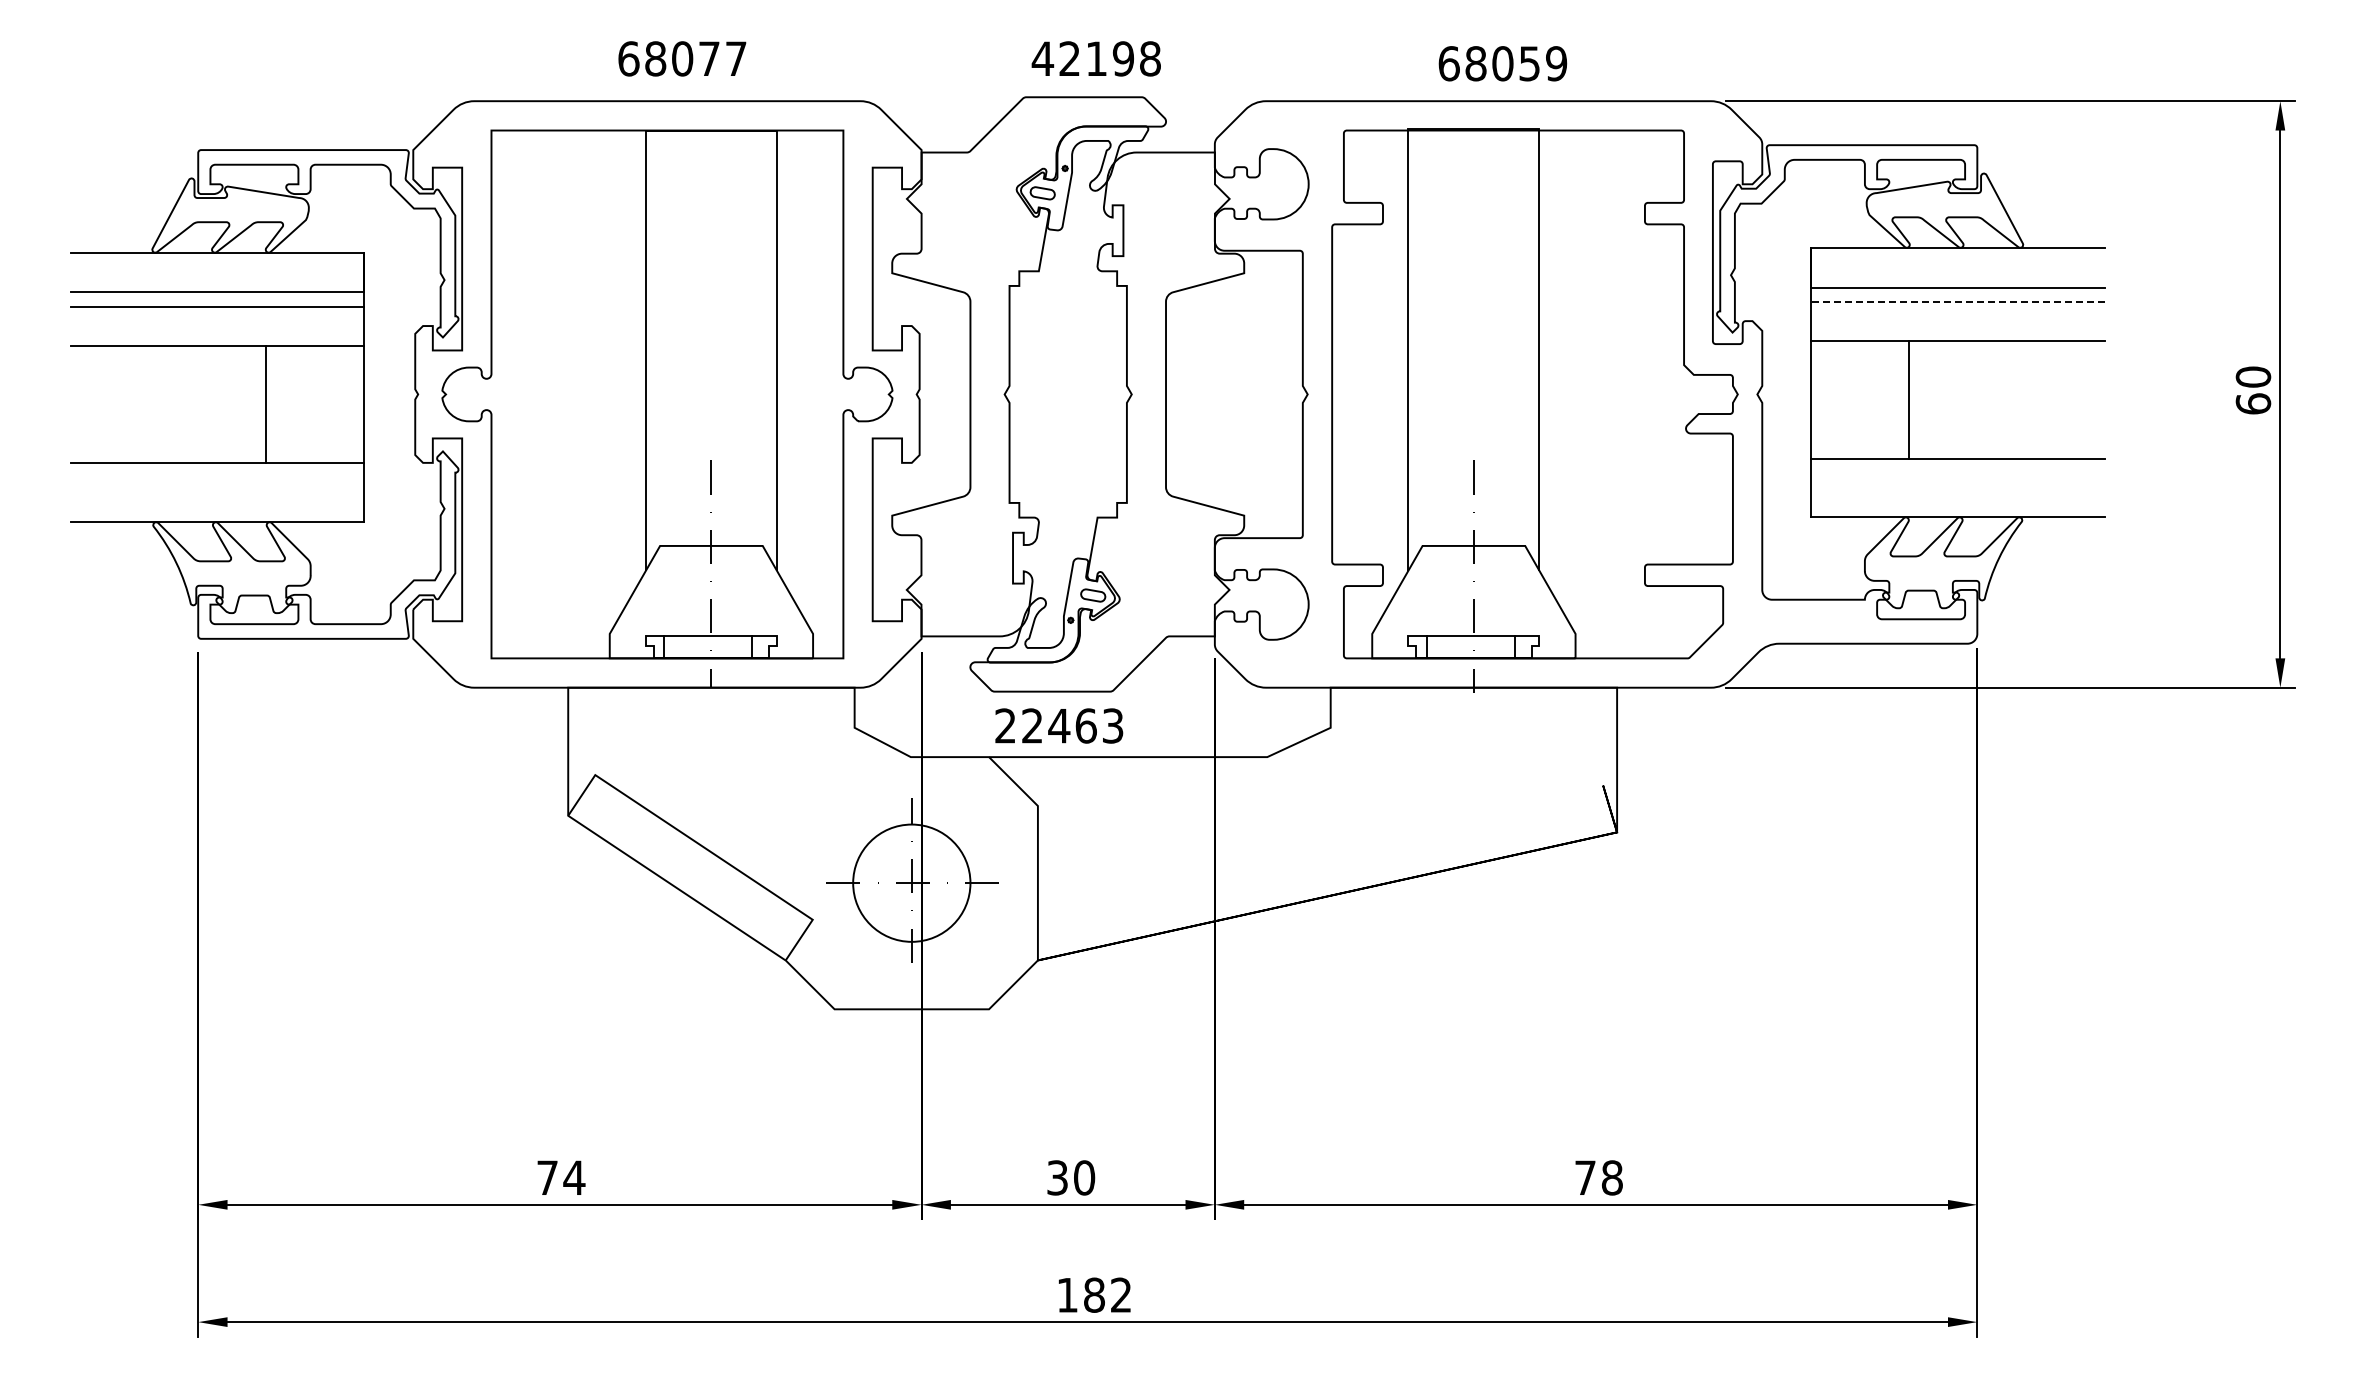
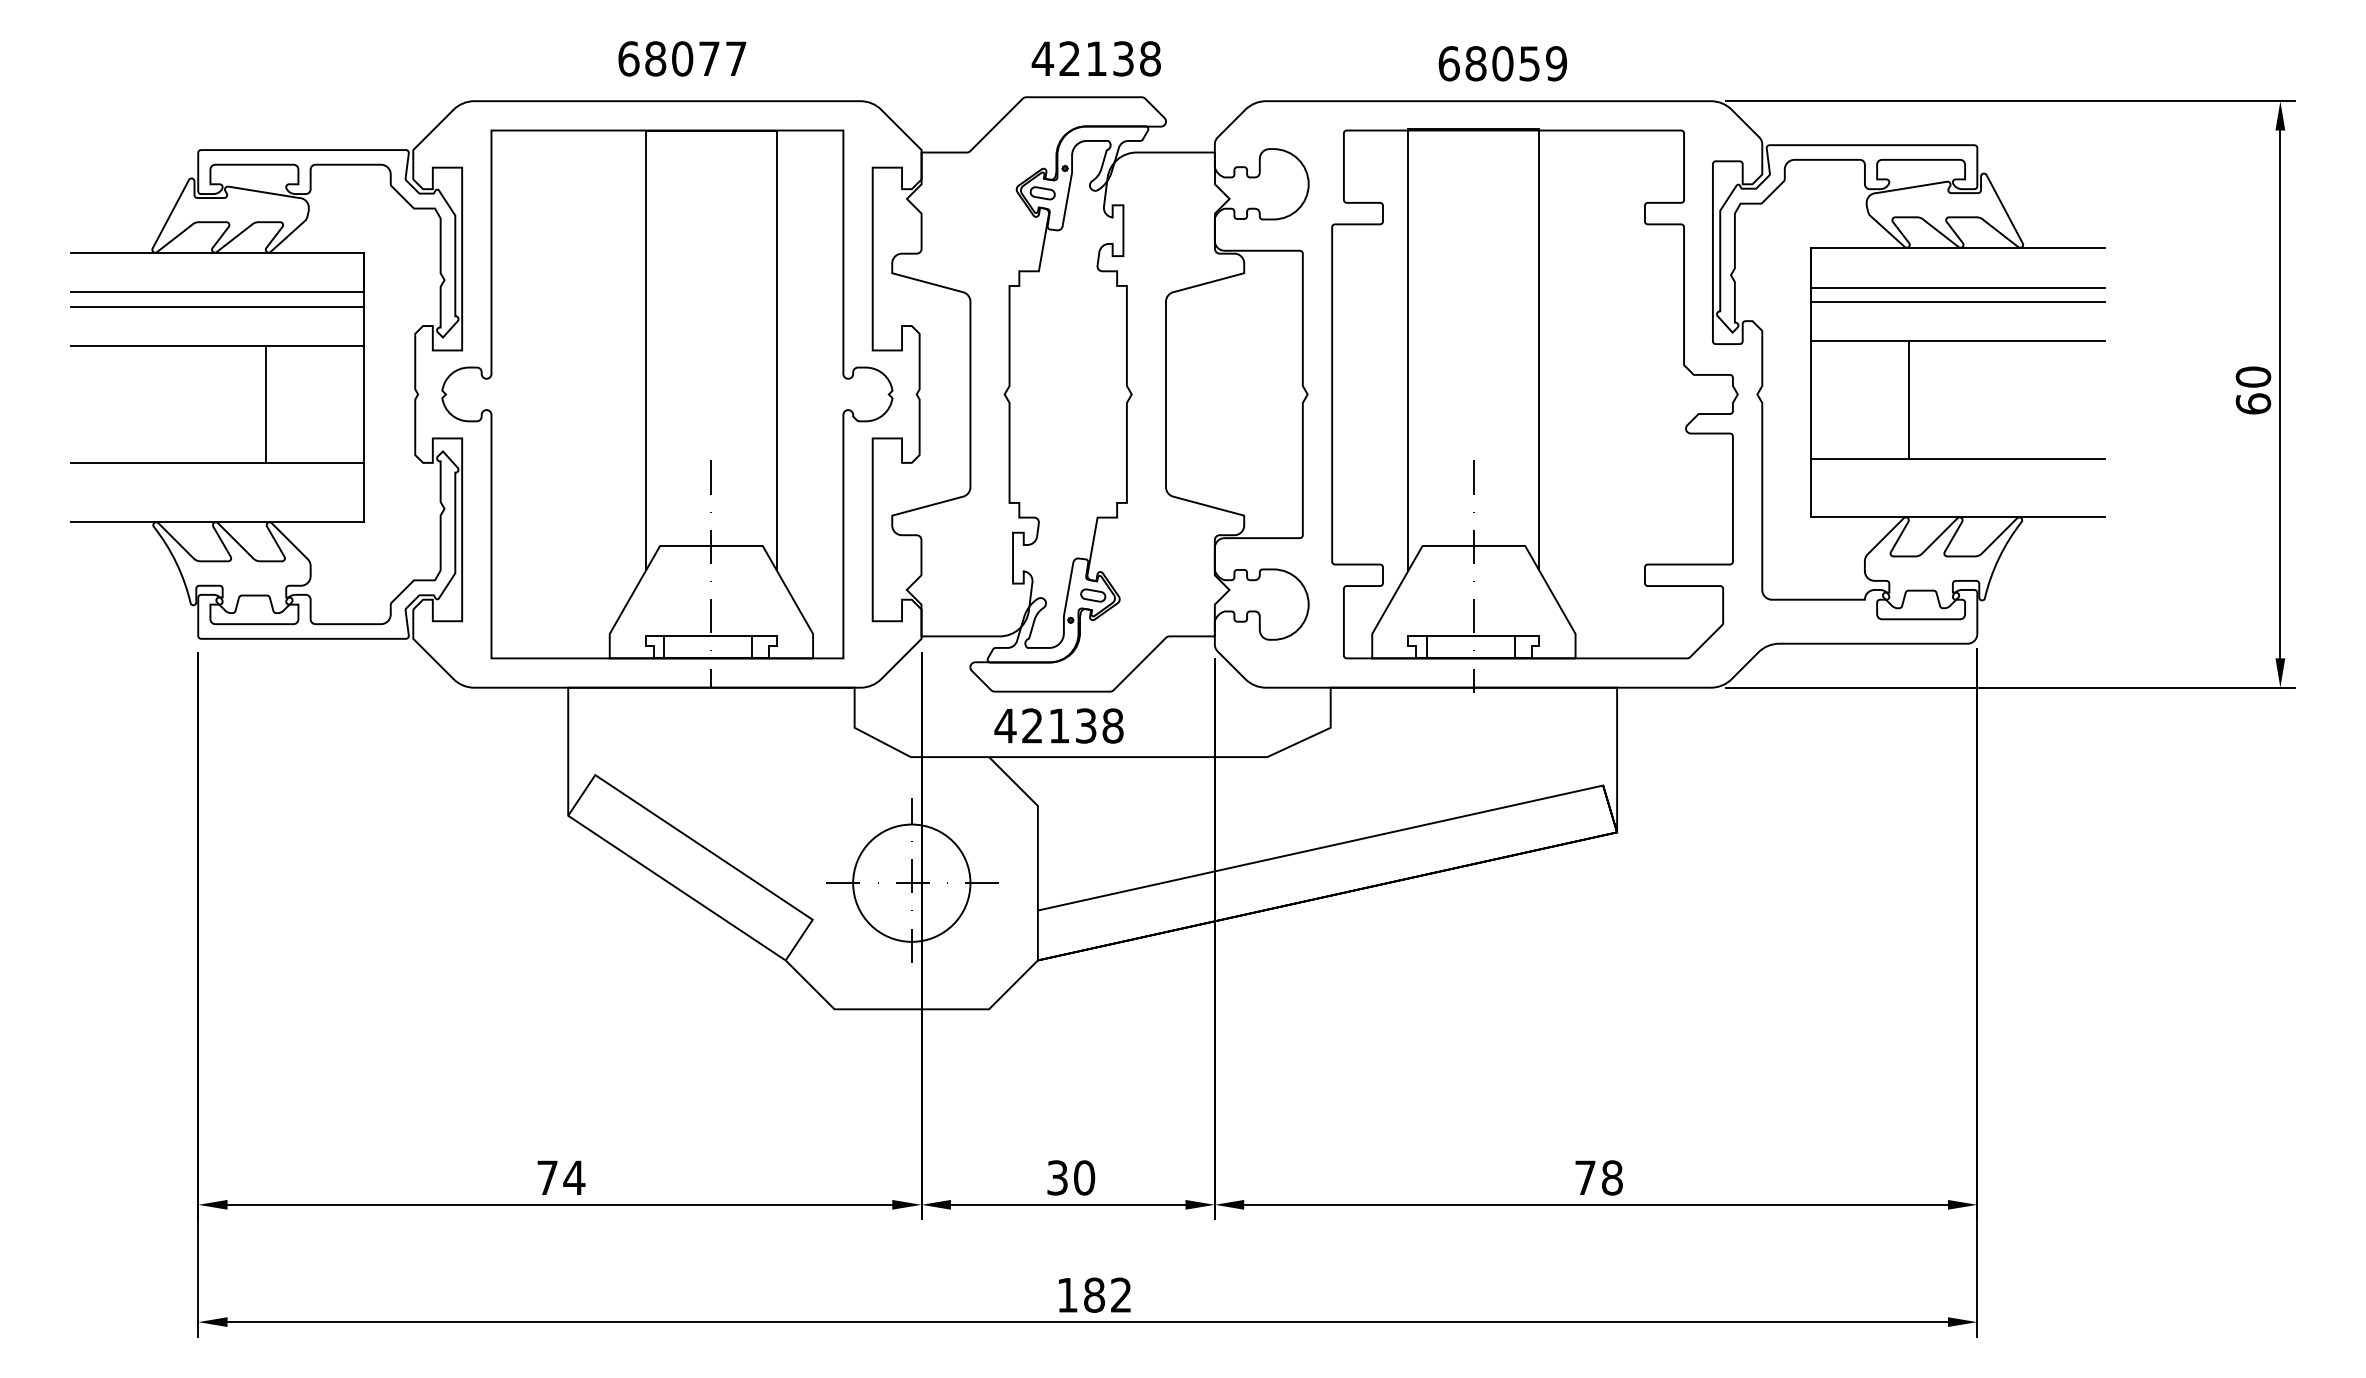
text: 42198 -> 42138 (1122, 58)
line: dashed -> solid (1957, 302)
text: 22463 -> 42138 (1058, 725)
line: none -> present (1320, 847)
